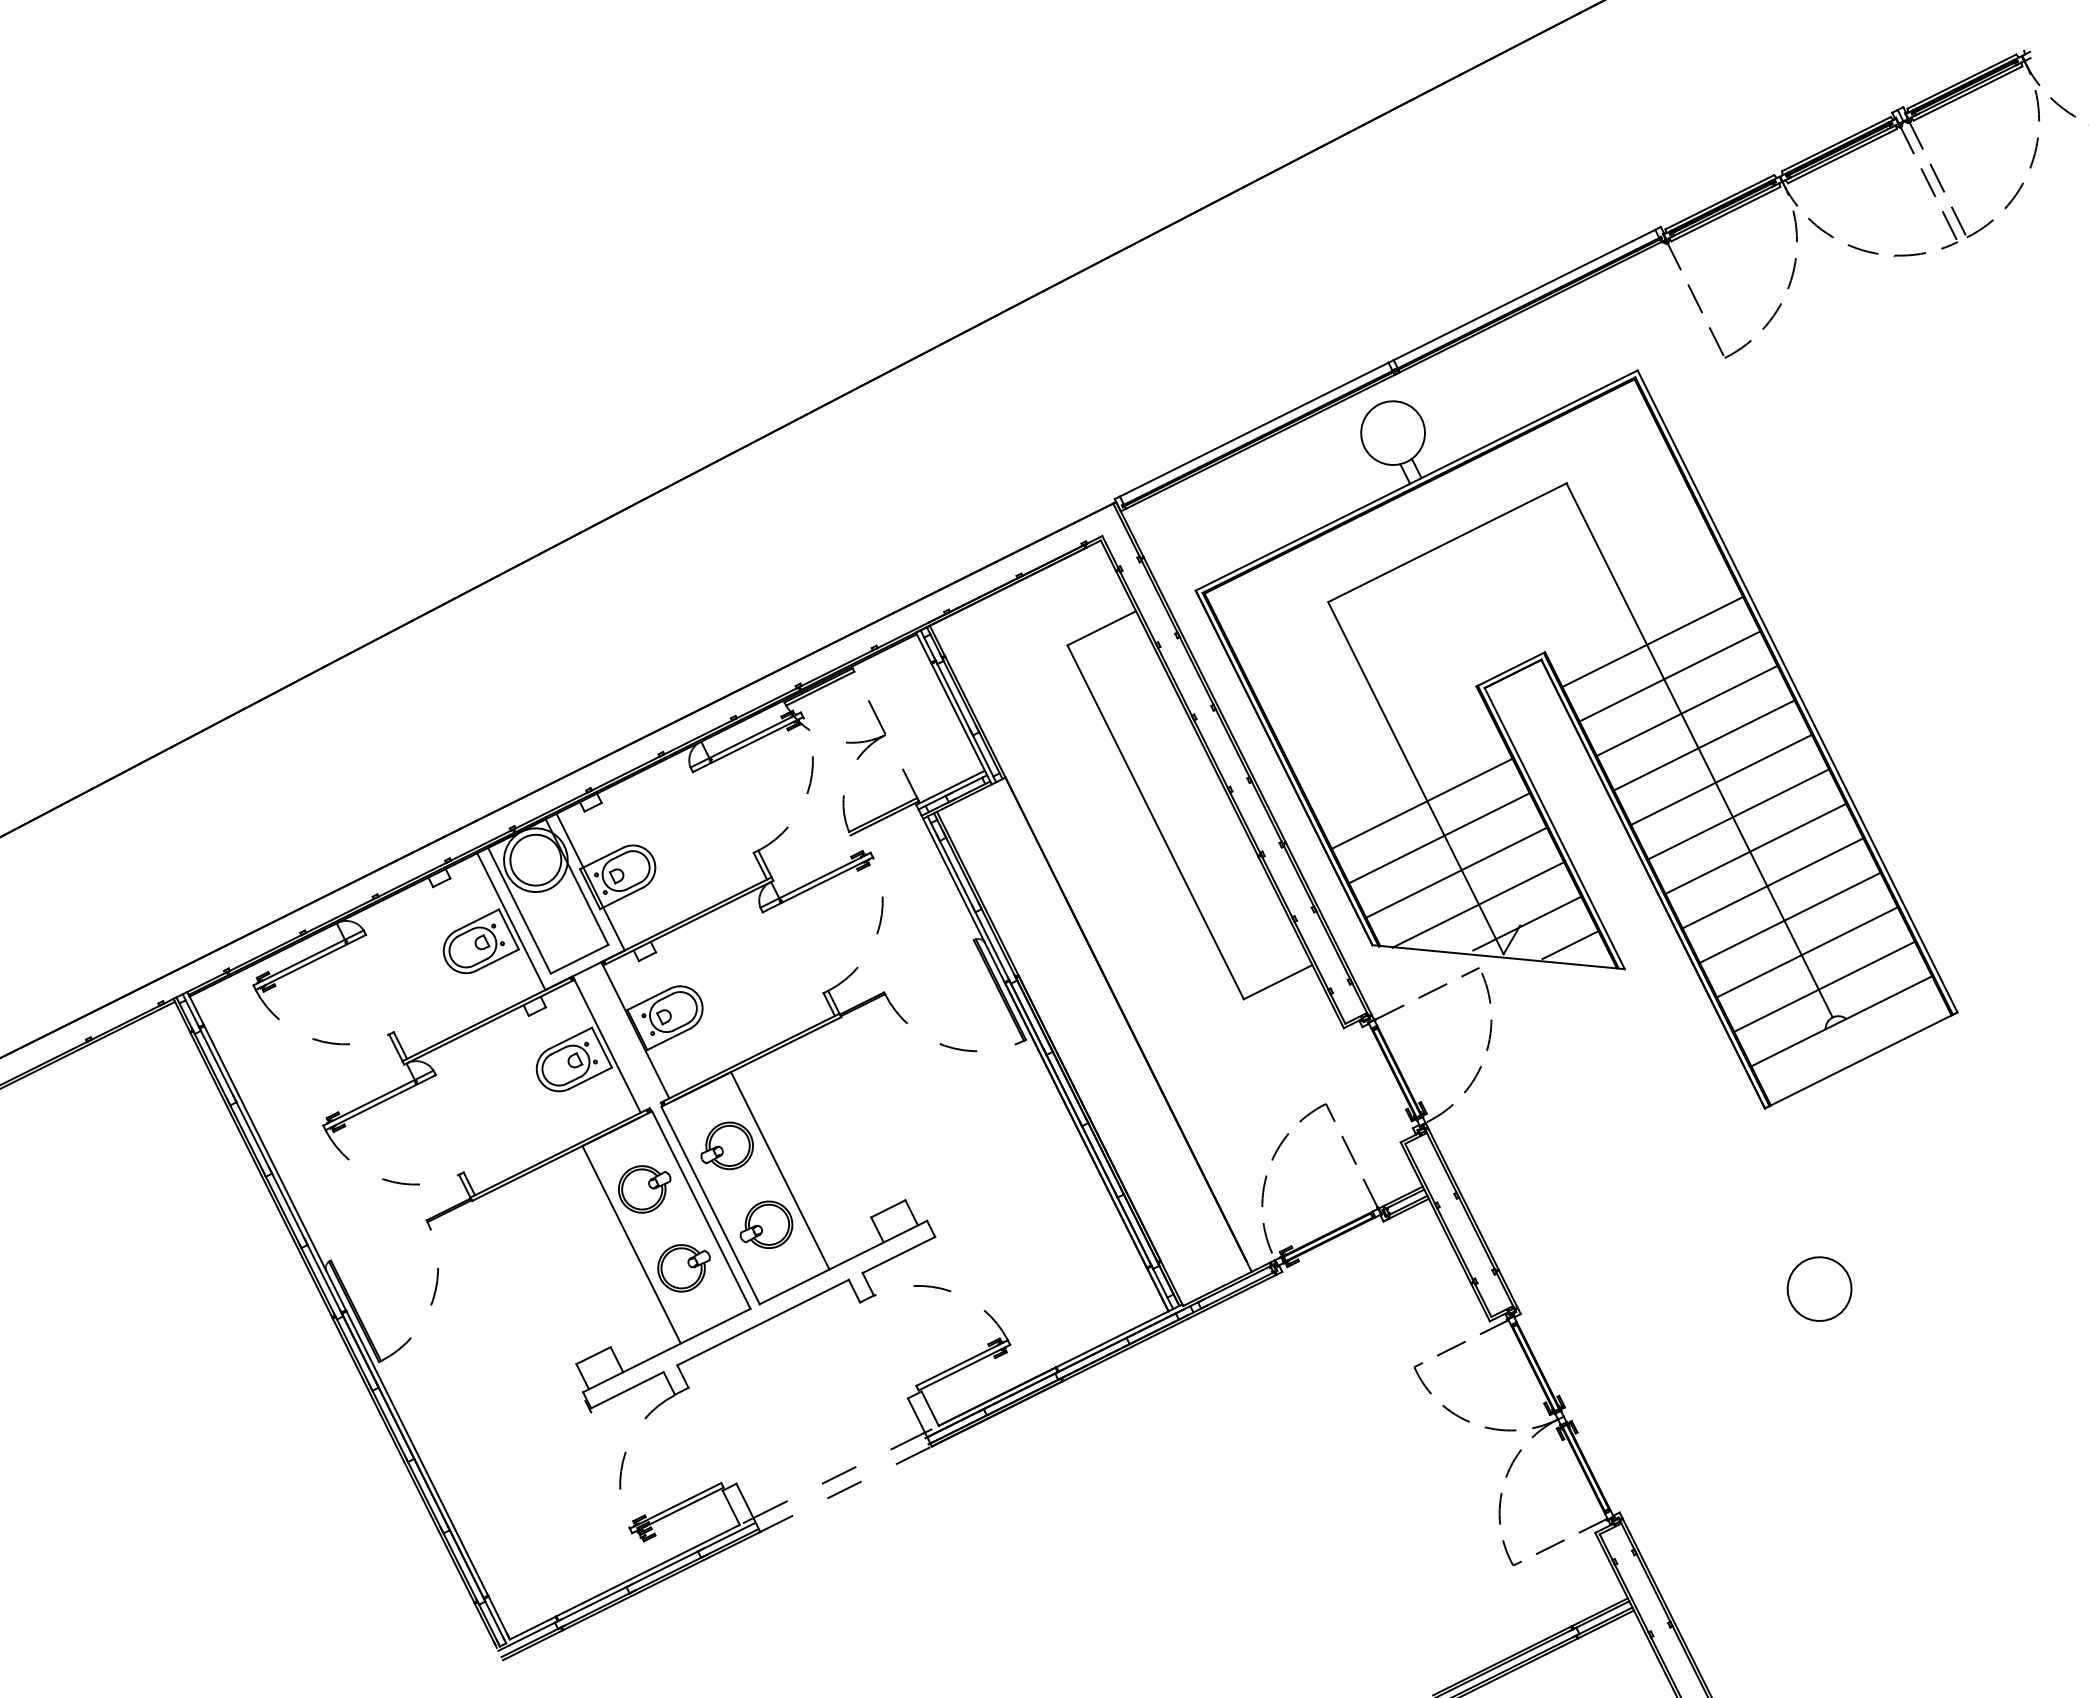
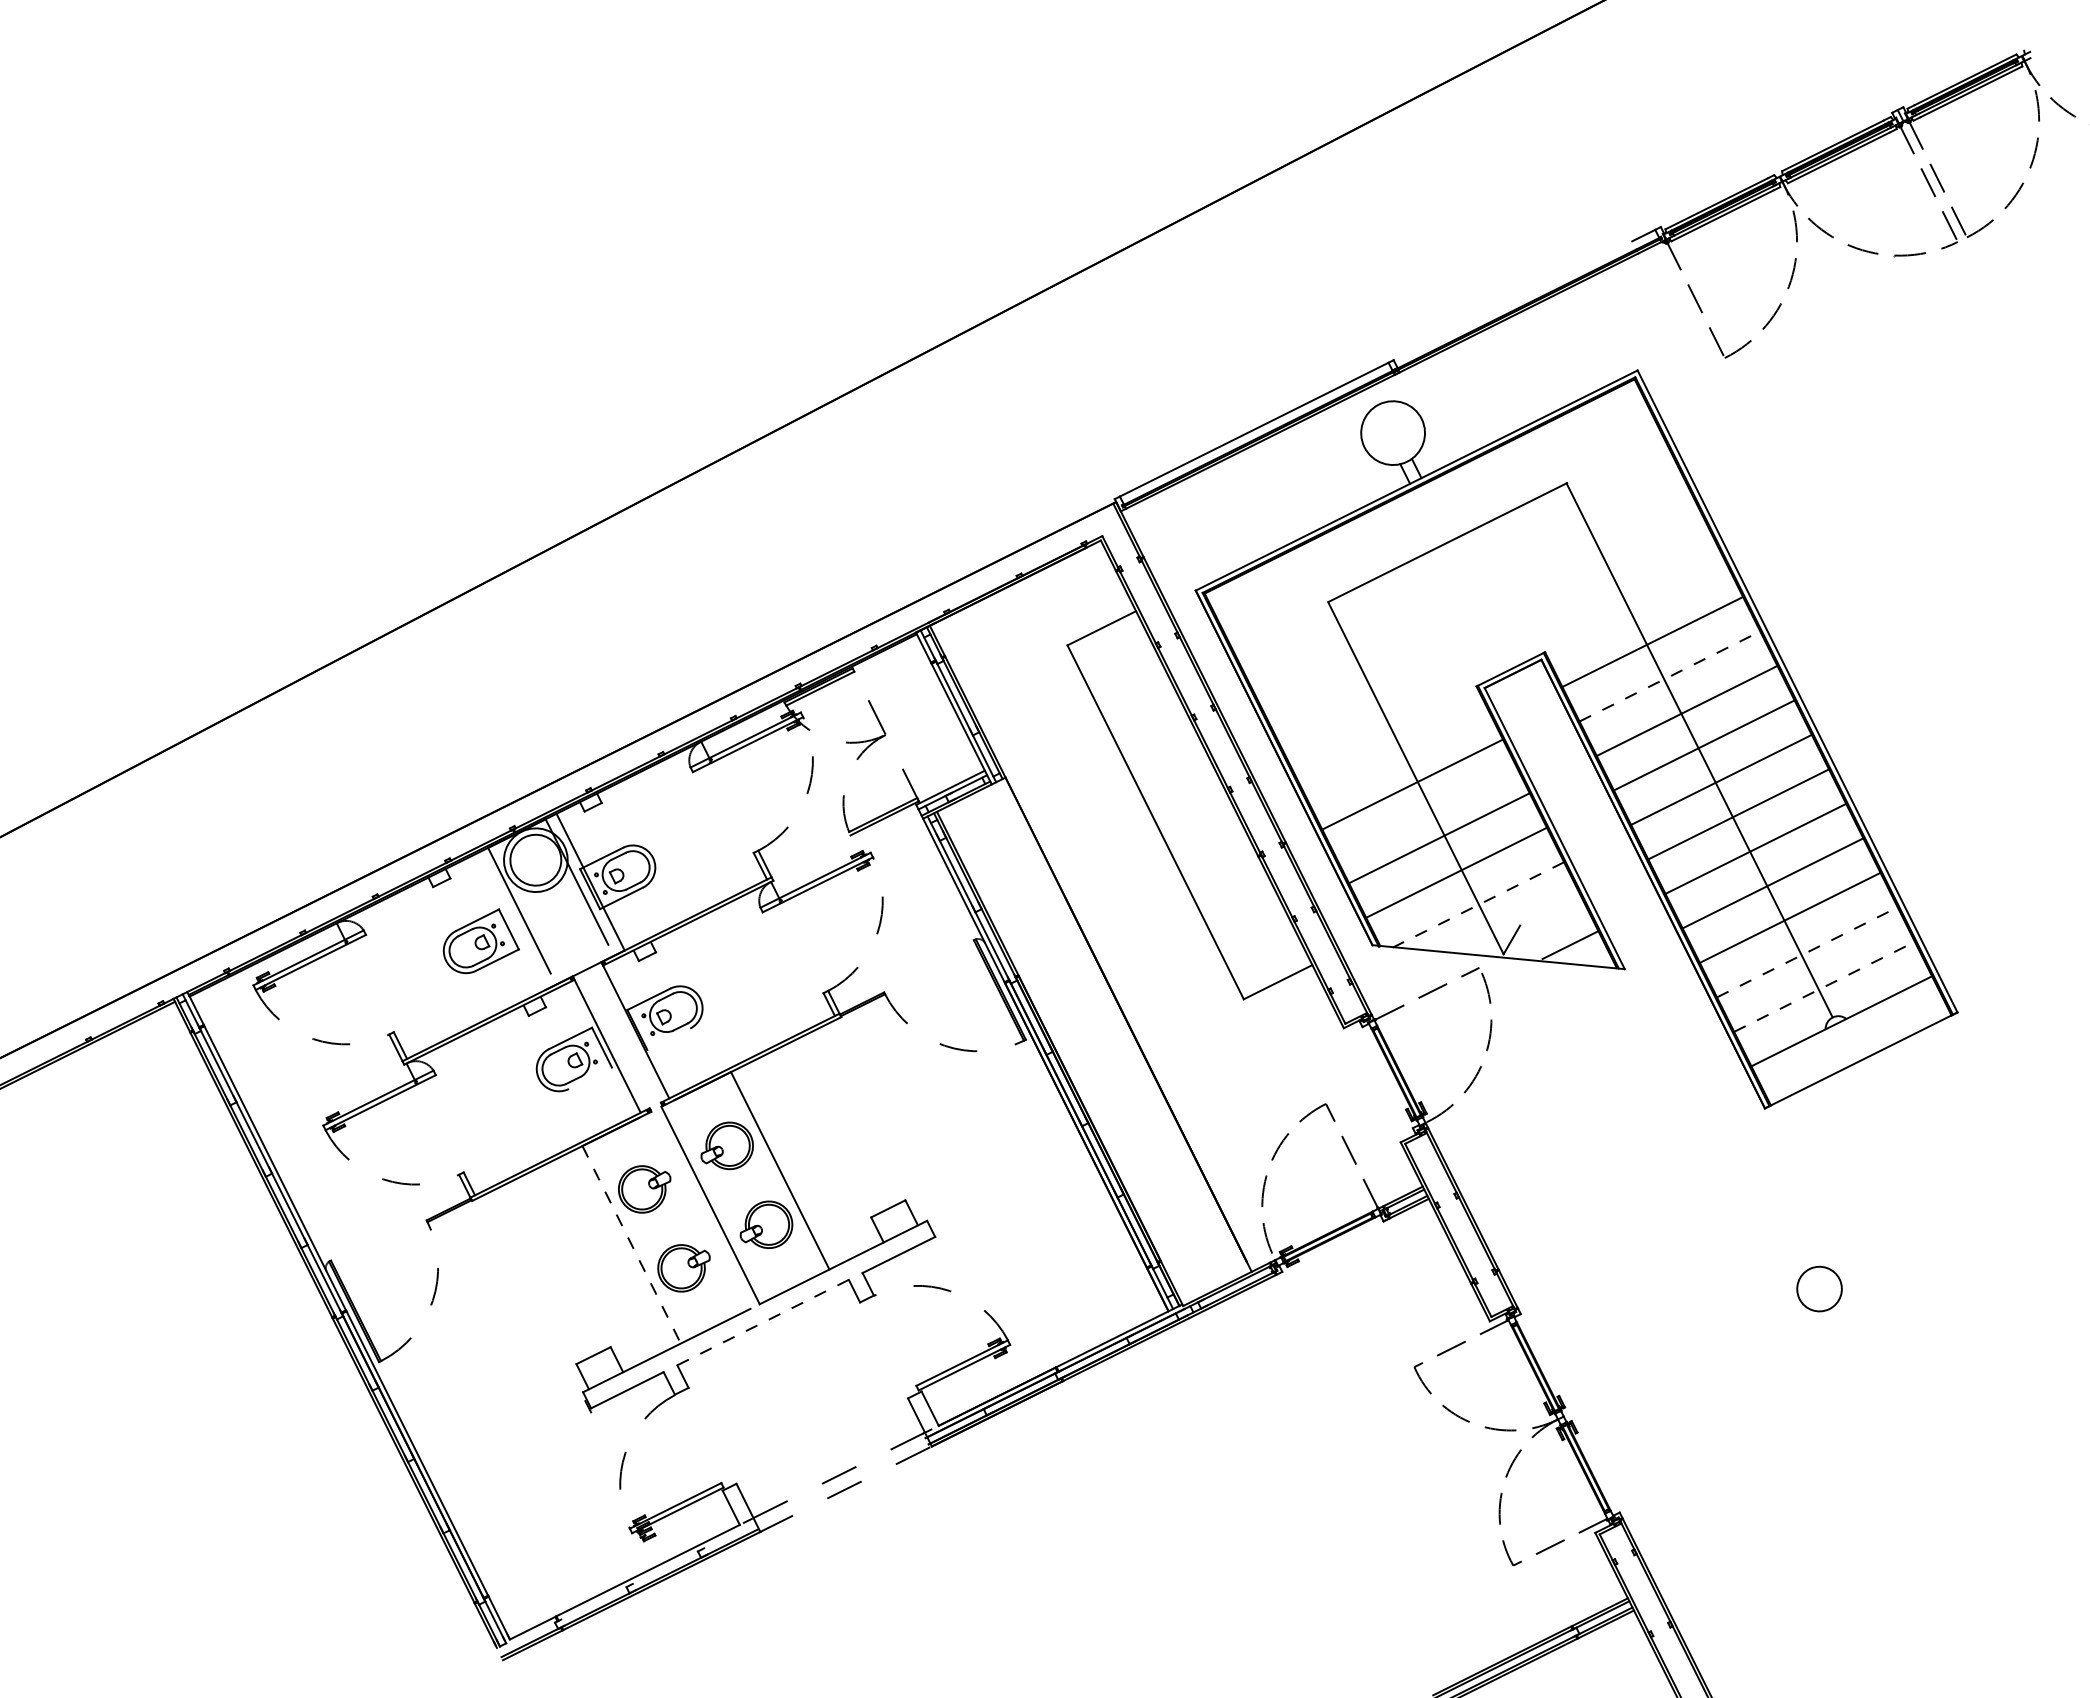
line: present -> none (1512, 300)
line: solid -> dashed (1669, 676)
line position: (1421, 803) -> (1411, 784) (1411, 784)
line: solid -> dashed (1478, 904)
line: present -> none (511, 921)
line: present -> none (1527, 923)
line: solid -> dashed (1807, 952)
line: present -> none (579, 958)
line: solid -> dashed (1824, 986)
line: present -> none (668, 1038)
line: present -> none (590, 1078)
line: present -> none (701, 1209)
line: solid -> dashed (631, 1245)
part size: 67x66 px -> 47x48 px (1819, 1288)
line: solid -> dashed (763, 1322)
line: present -> none (626, 1586)
